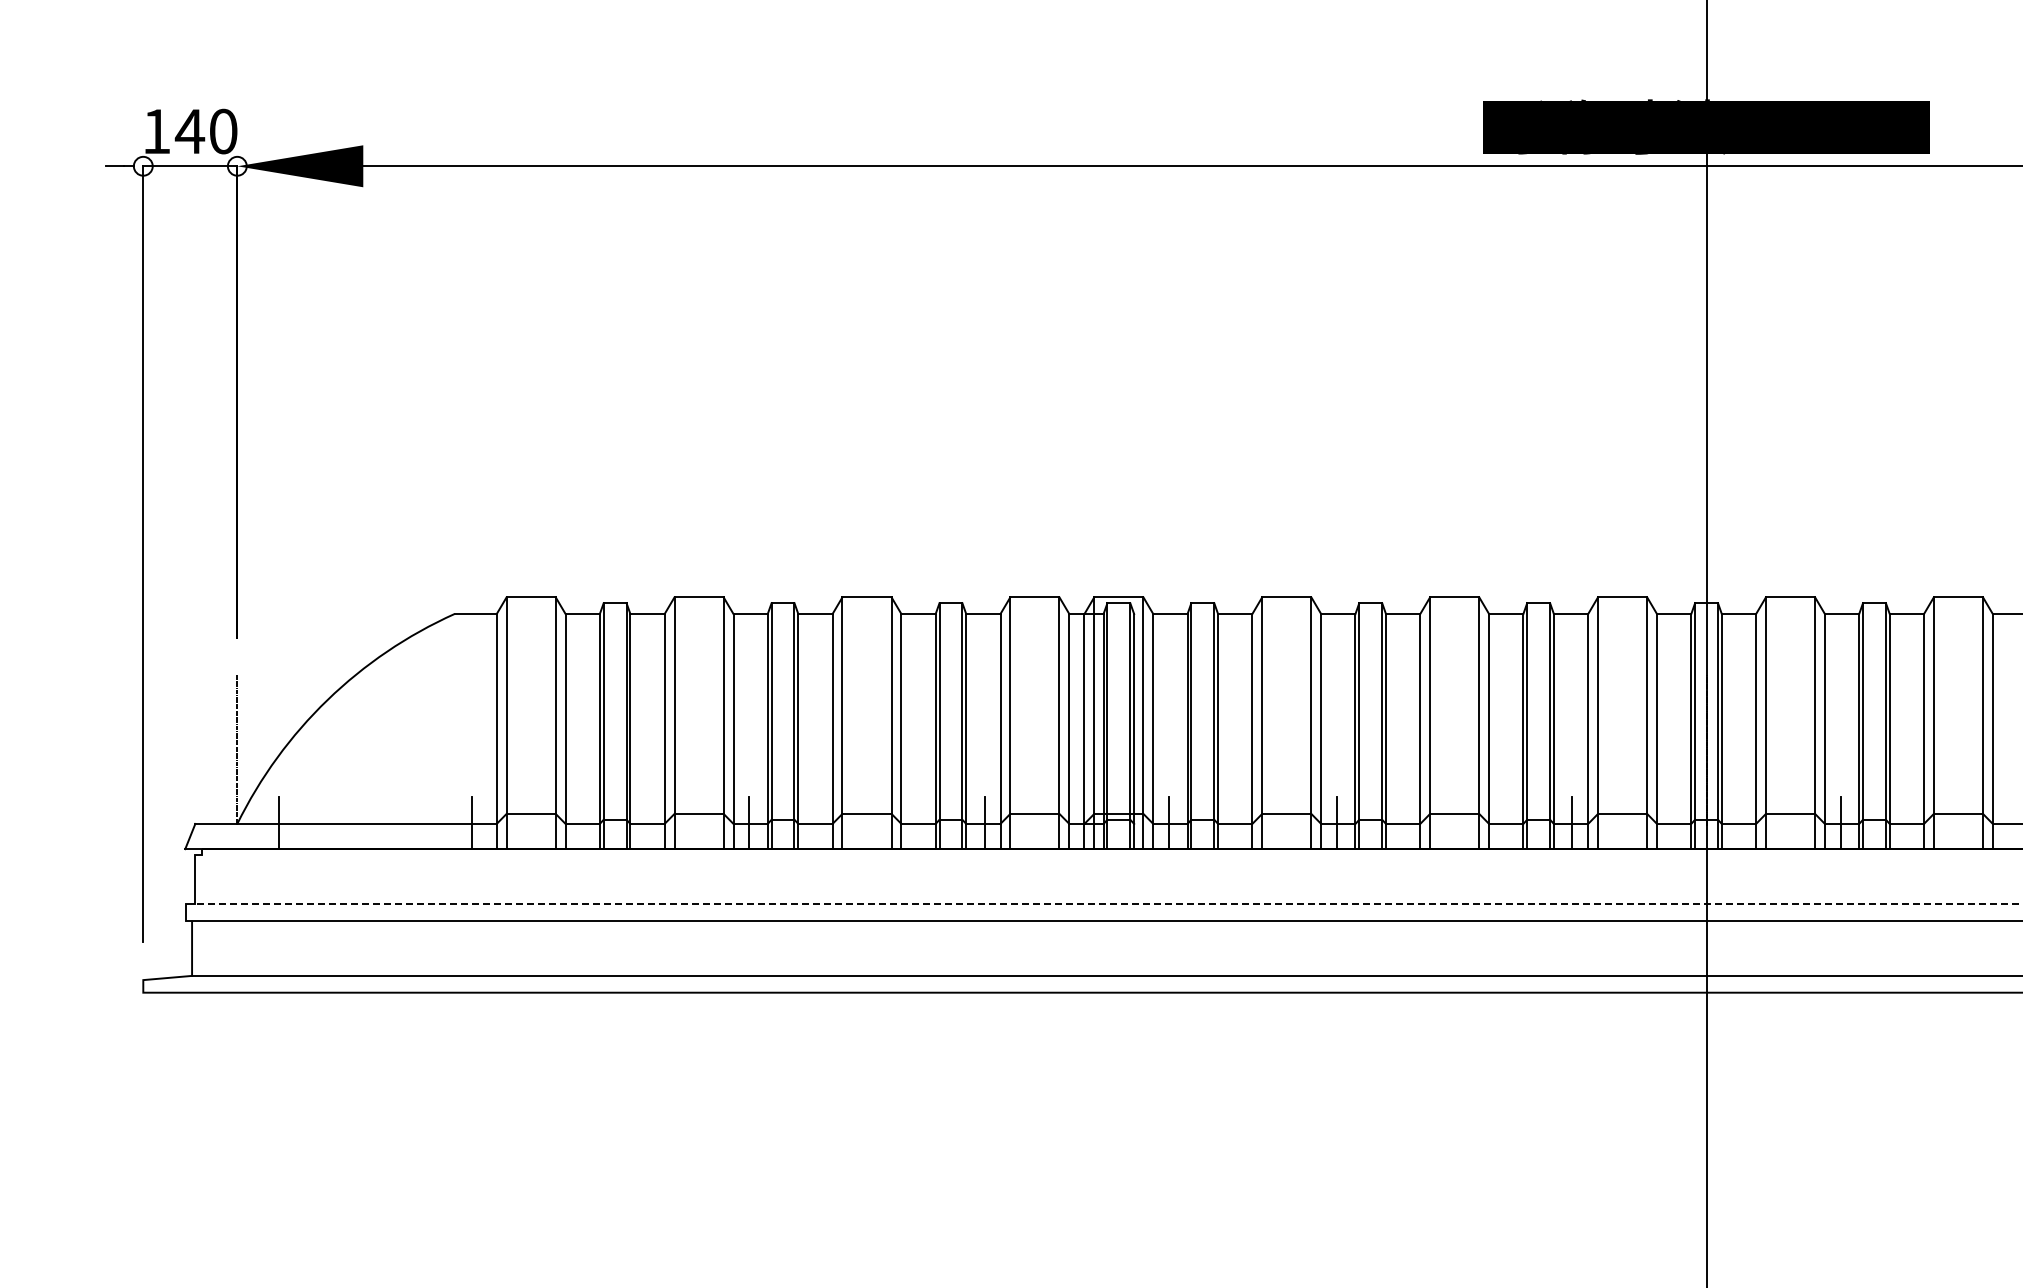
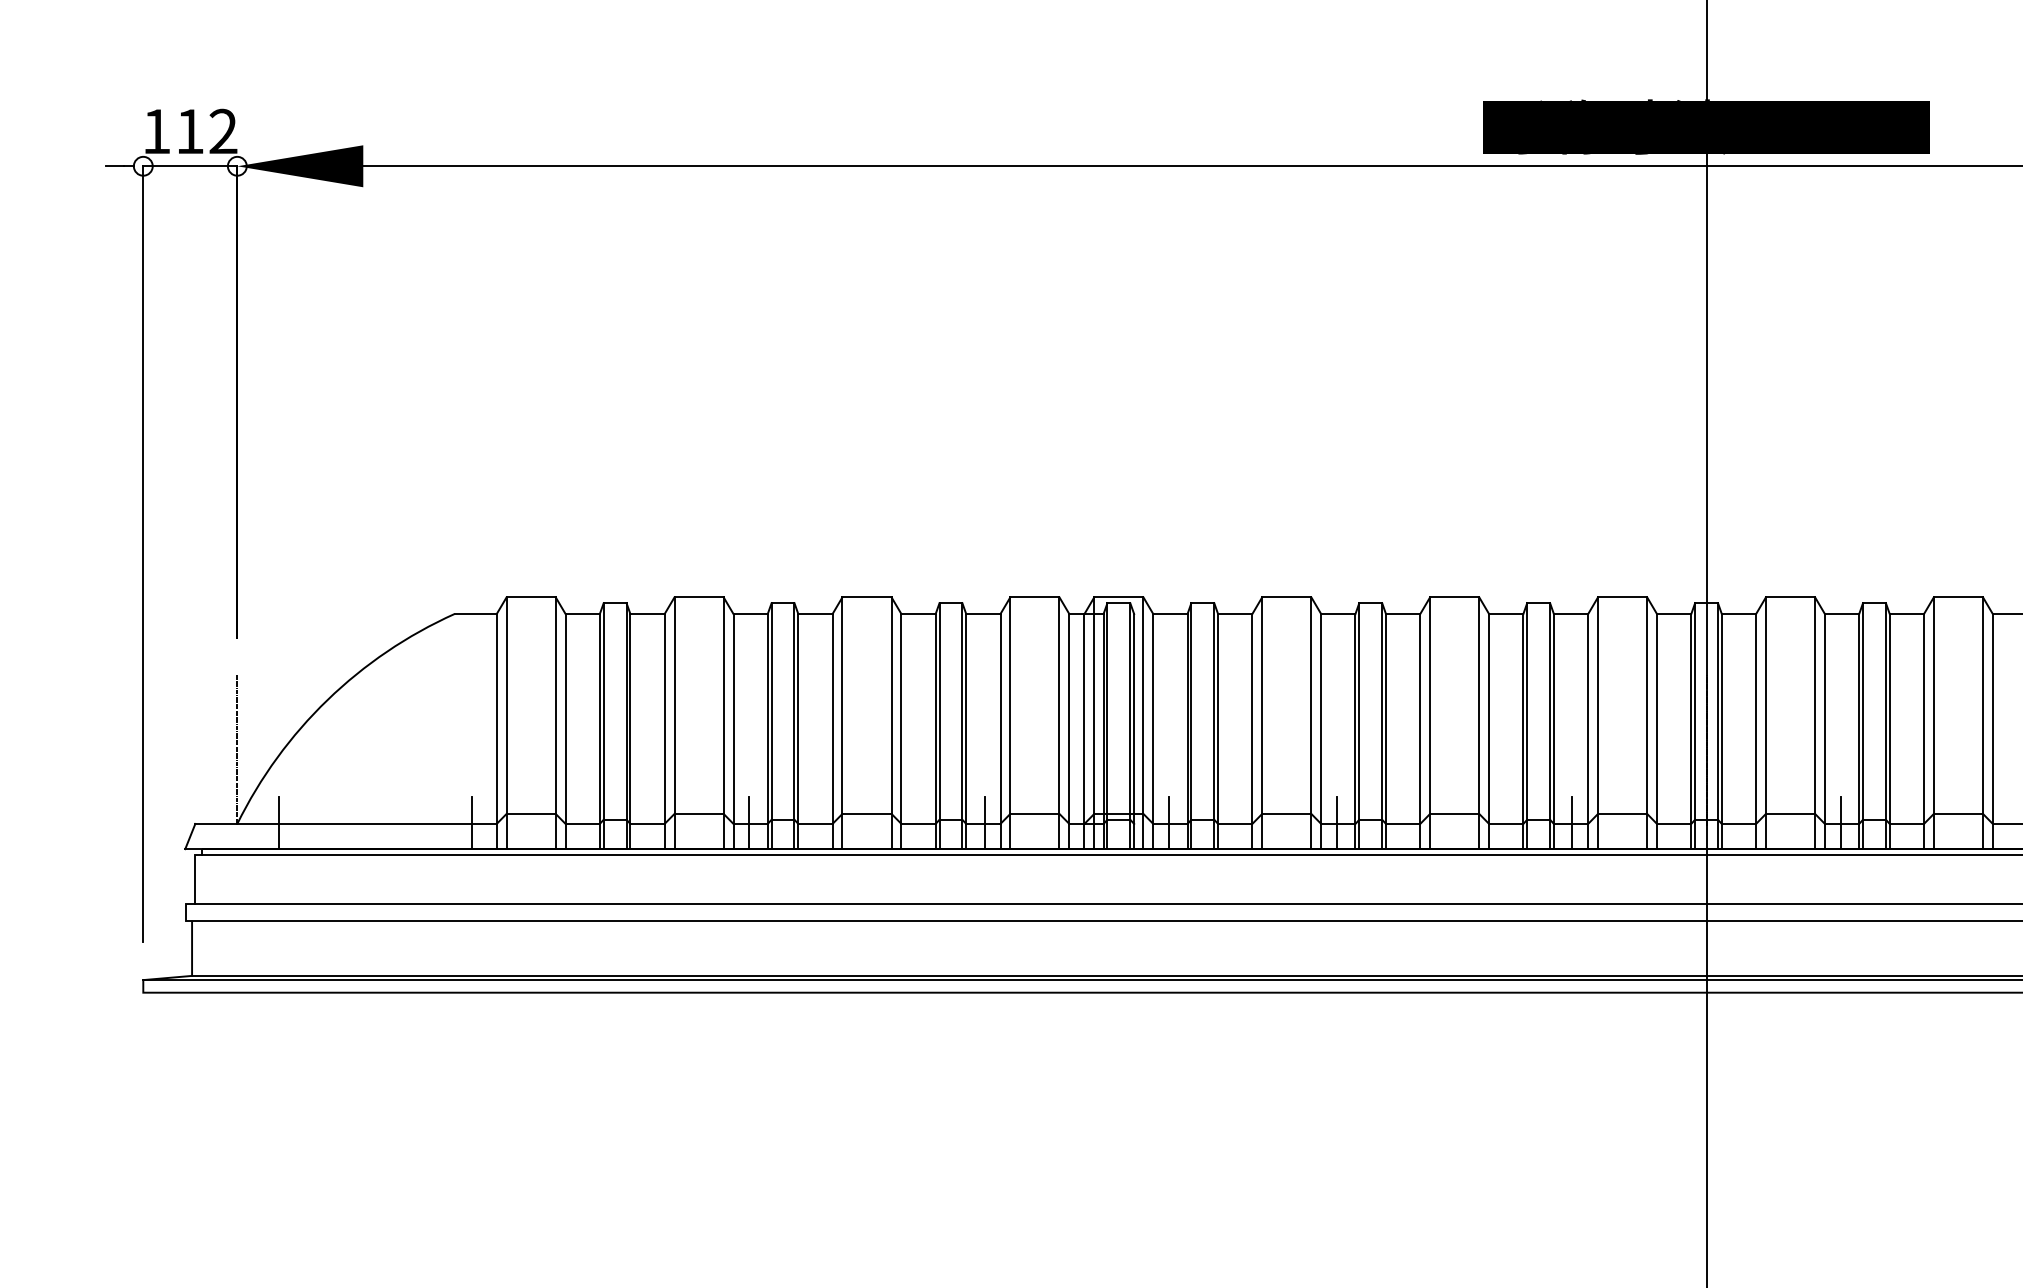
text: 140 -> 112 (205, 131)
line: none -> present (1110, 854)
line: dashed -> solid (1108, 904)
line: none -> present (1081, 980)
